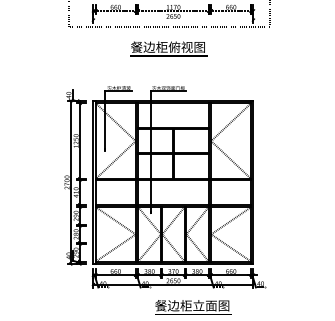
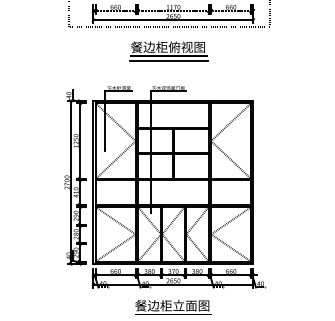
line: none -> present (173, 20)
line: none -> present (169, 60)
text position: (193, 307) -> (173, 307) (173, 307)
